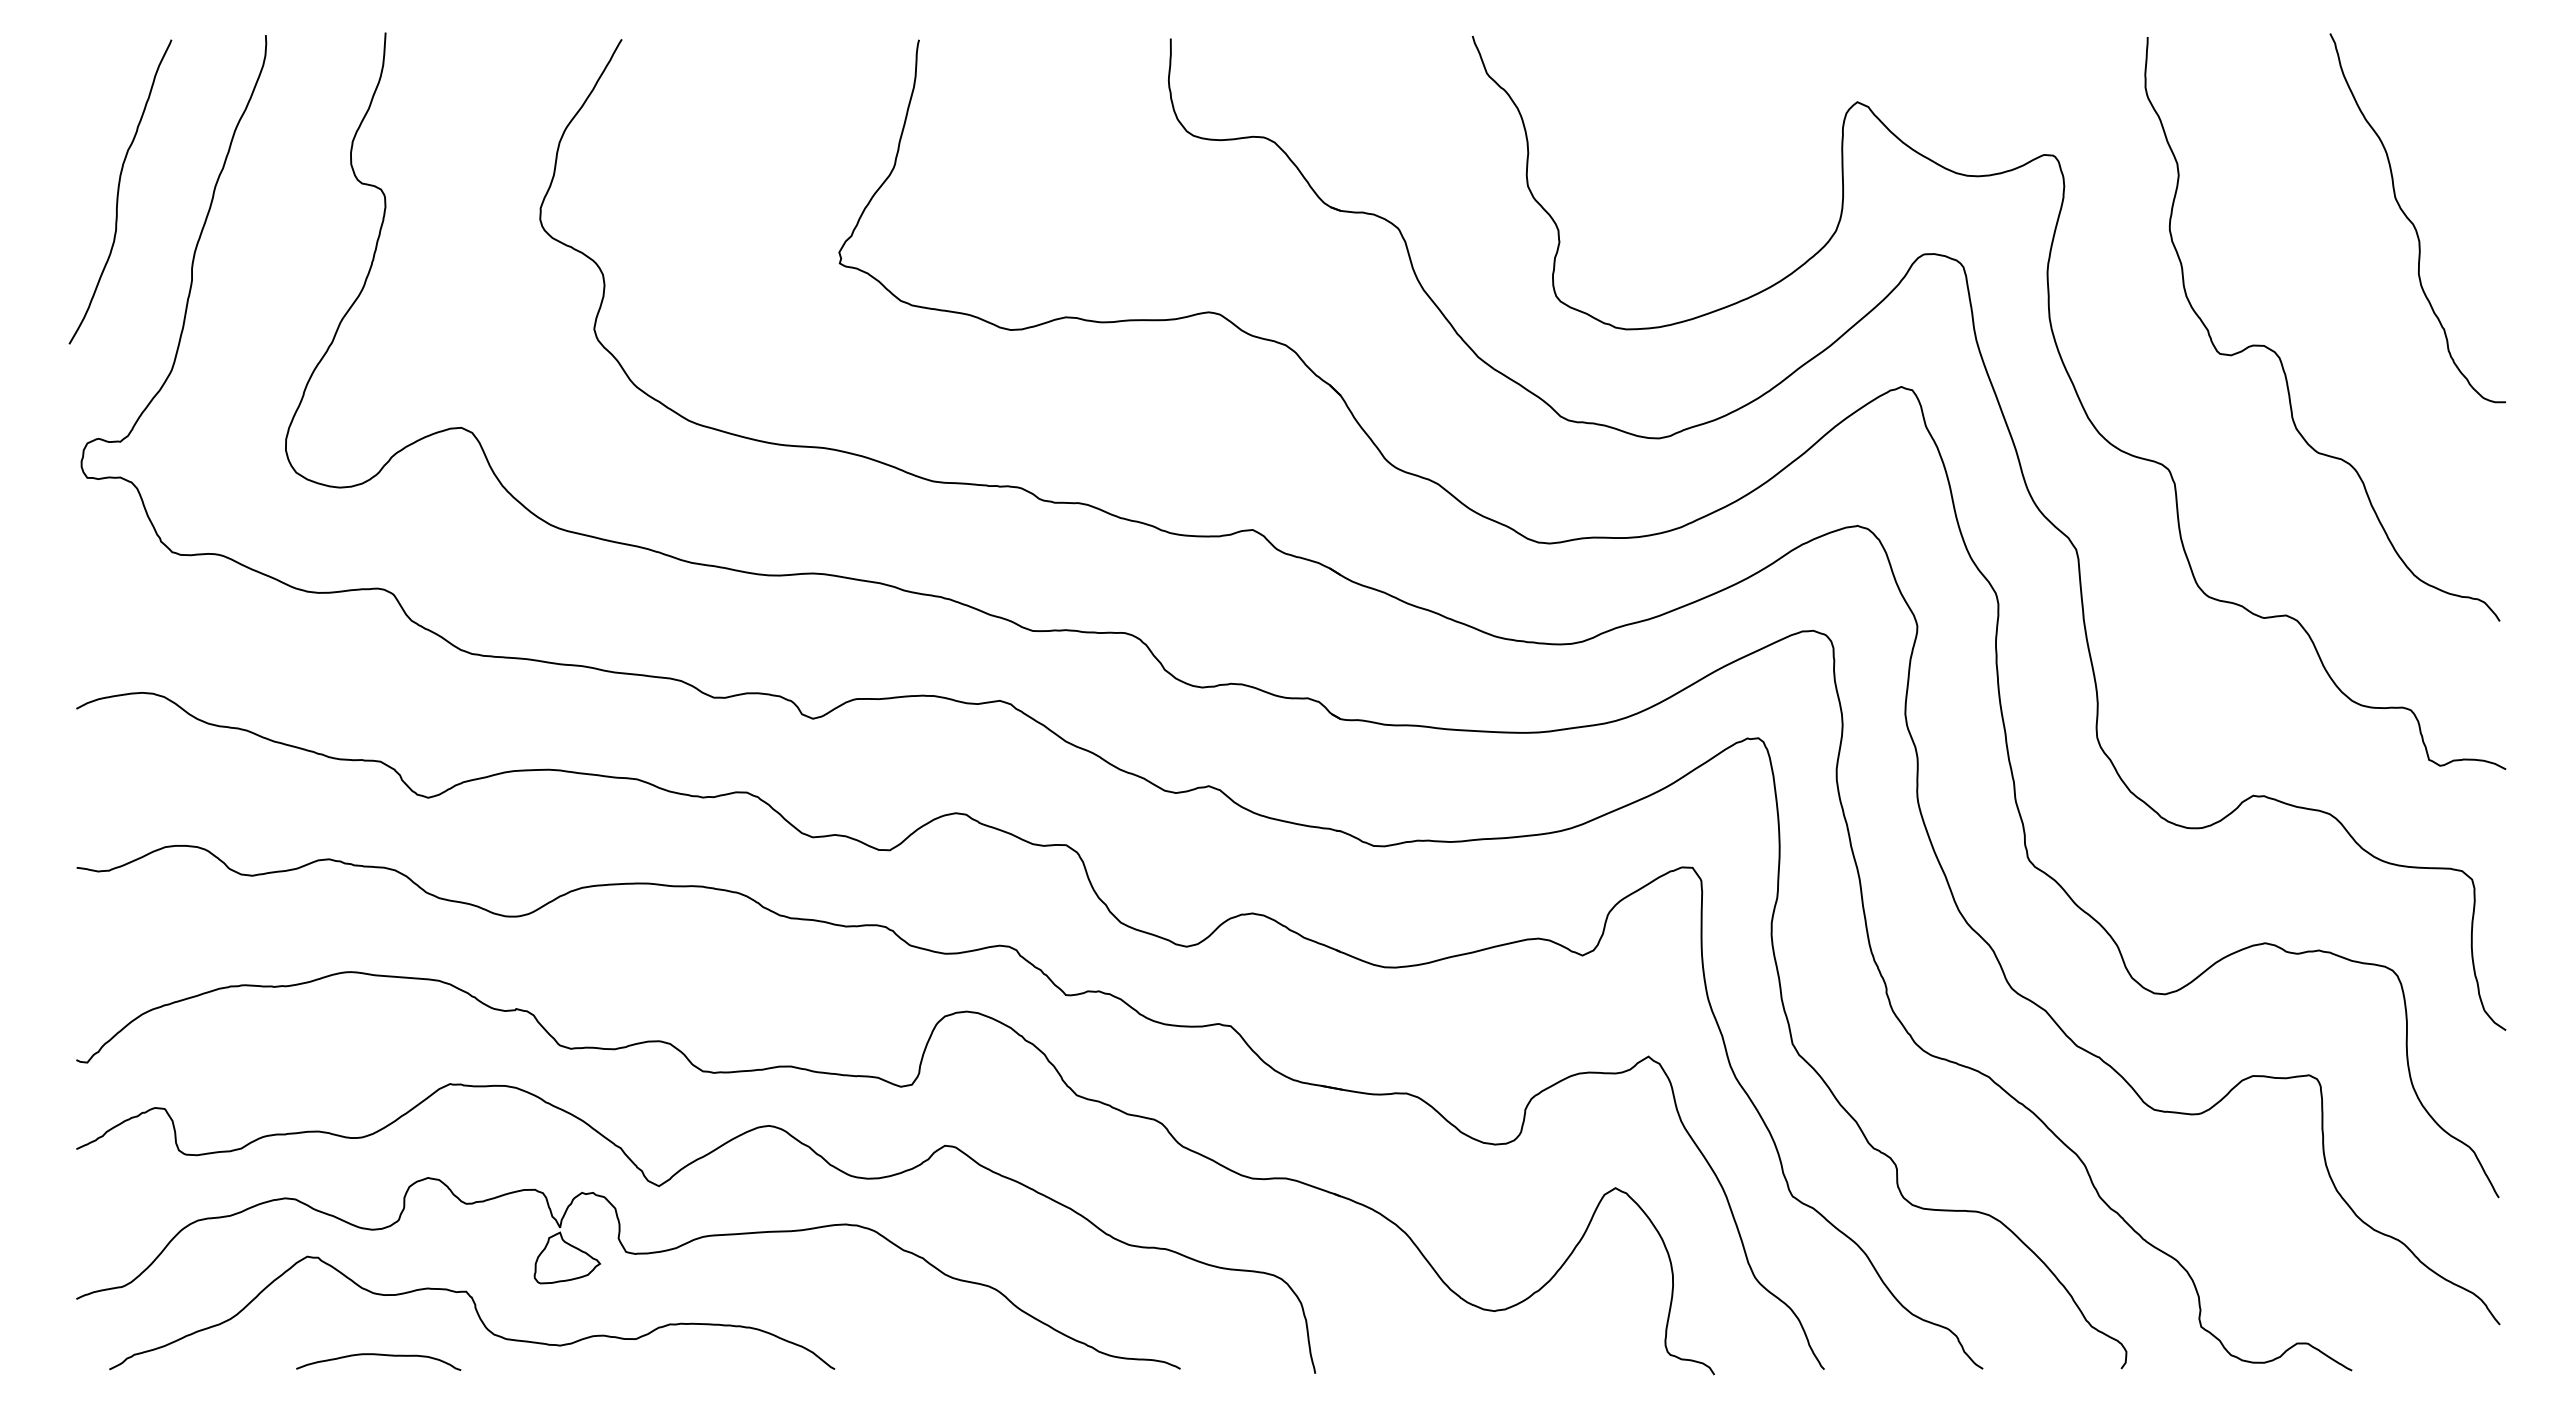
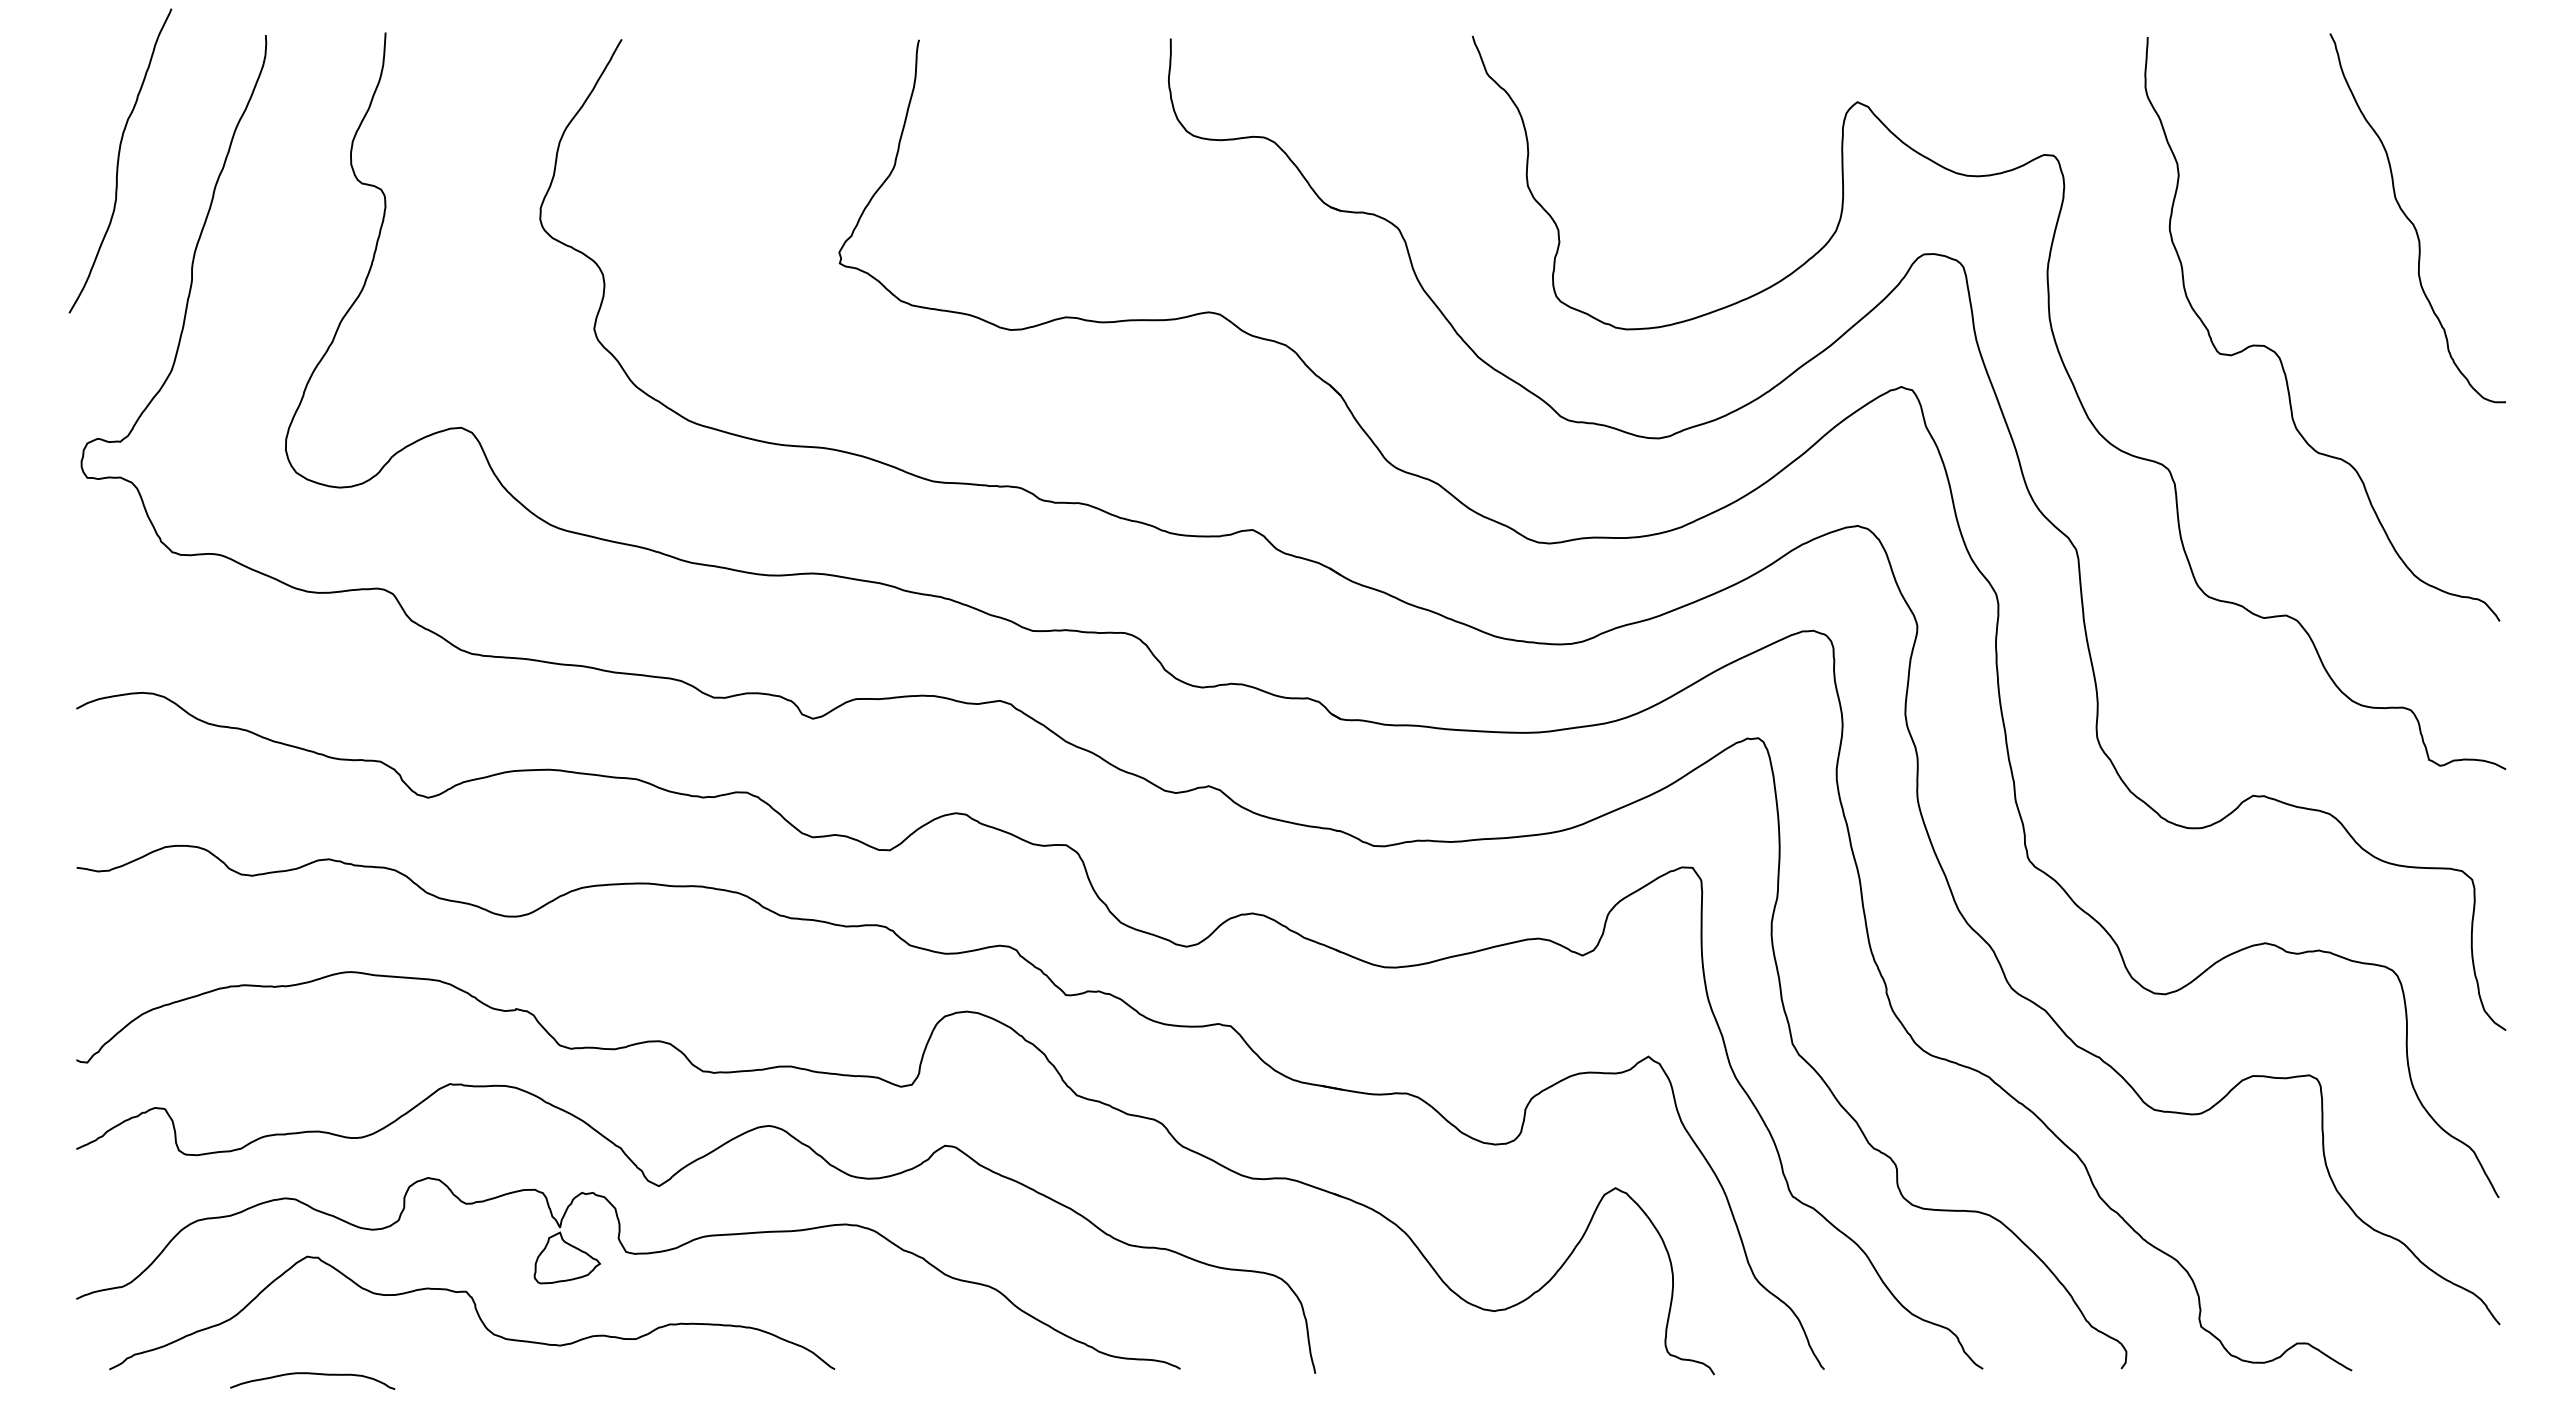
curve position: (119, 191) -> (119, 160) (119, 160)
curve position: (378, 1355) -> (312, 1374) (312, 1374)
